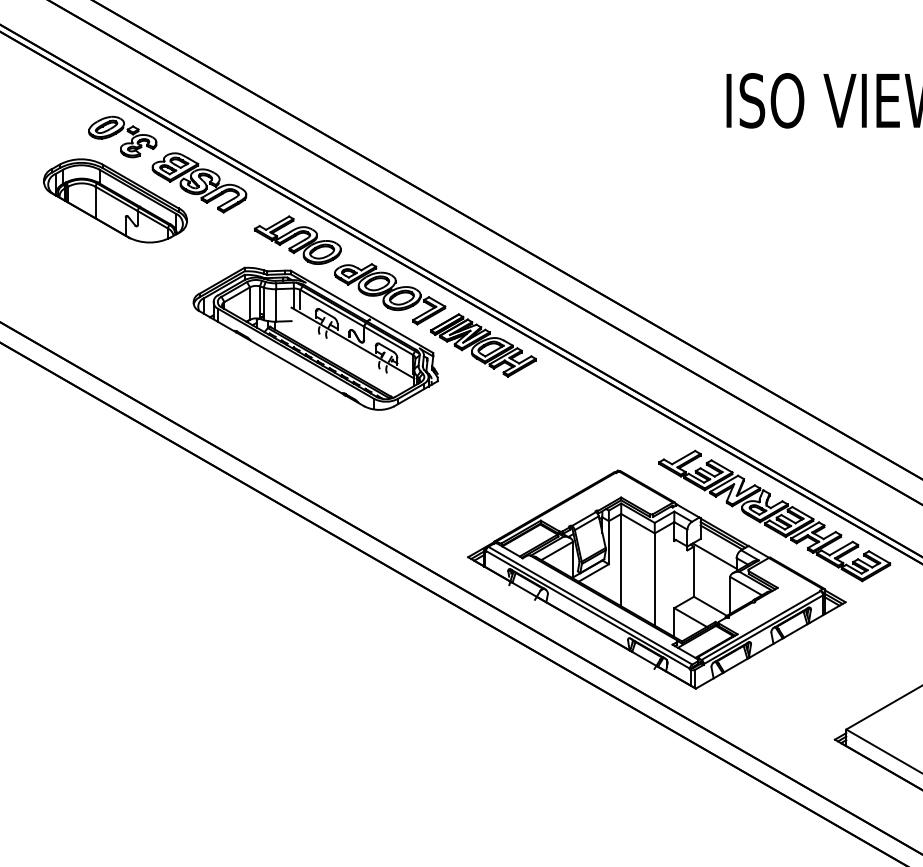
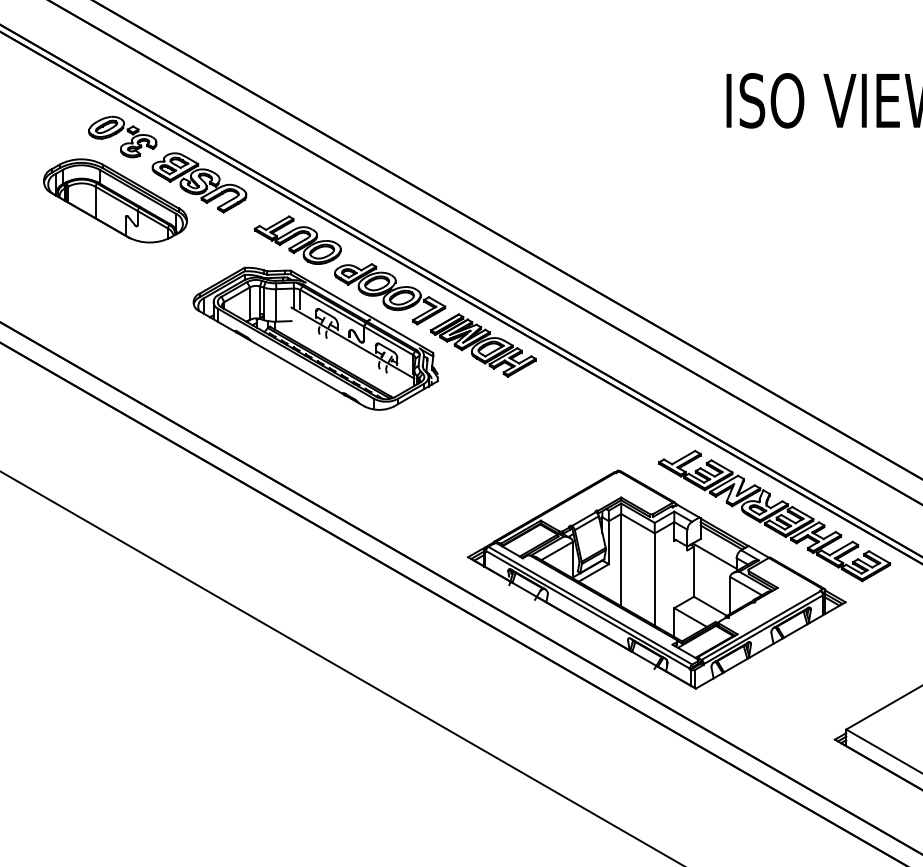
line: none -> present (341, 667)
